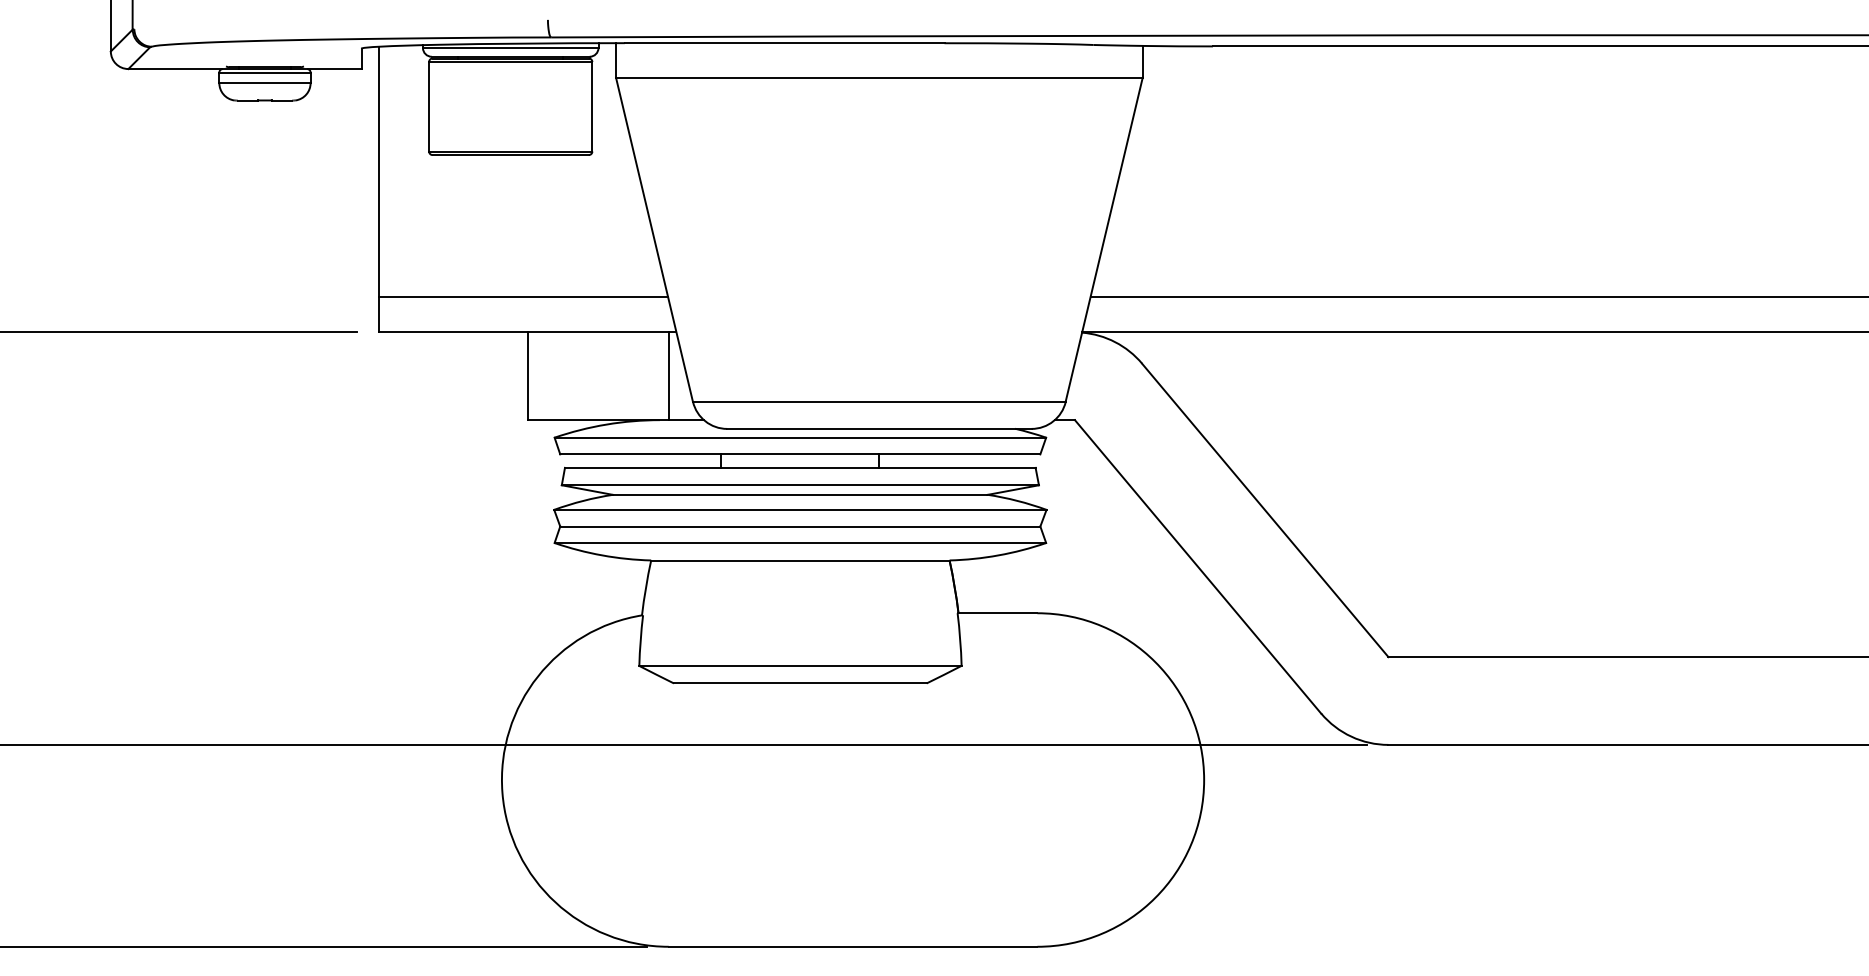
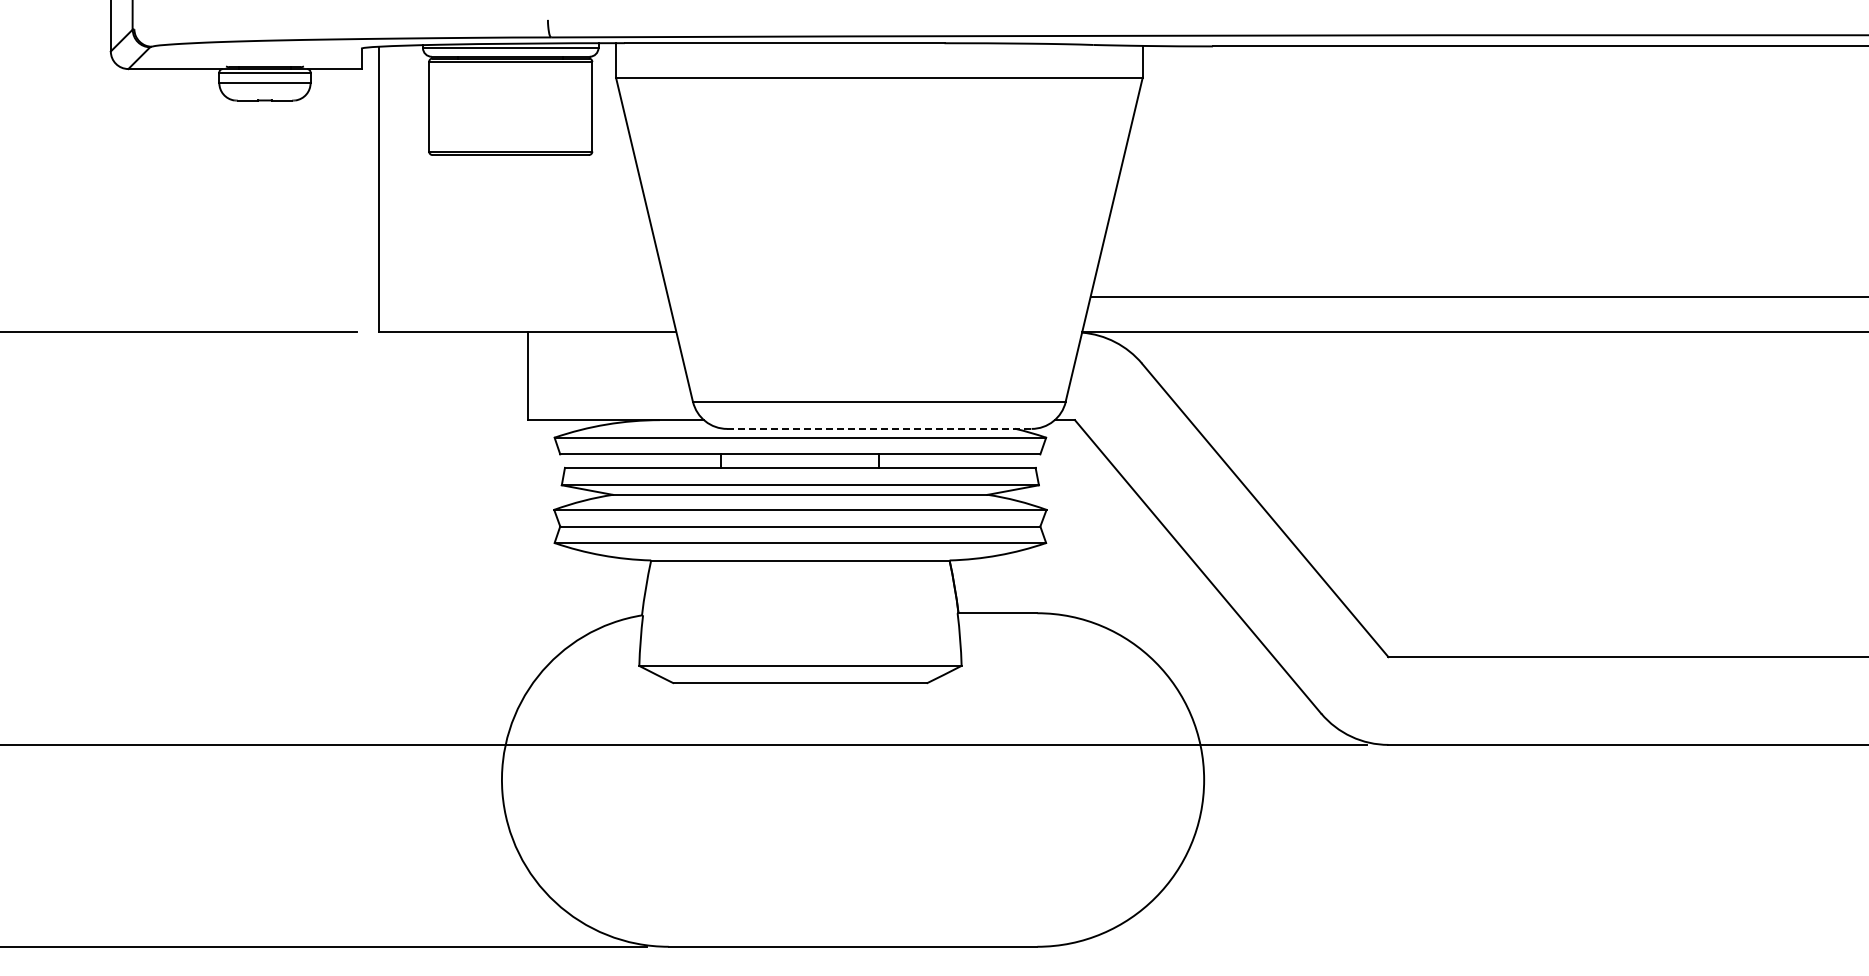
line: present -> none (523, 297)
line: present -> none (668, 376)
line: solid -> dashed (879, 428)
